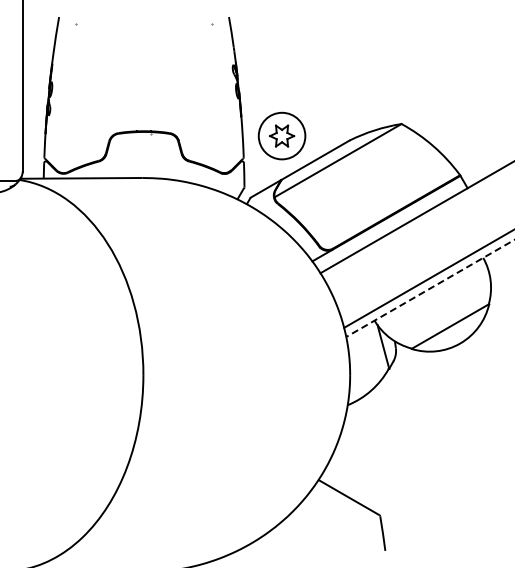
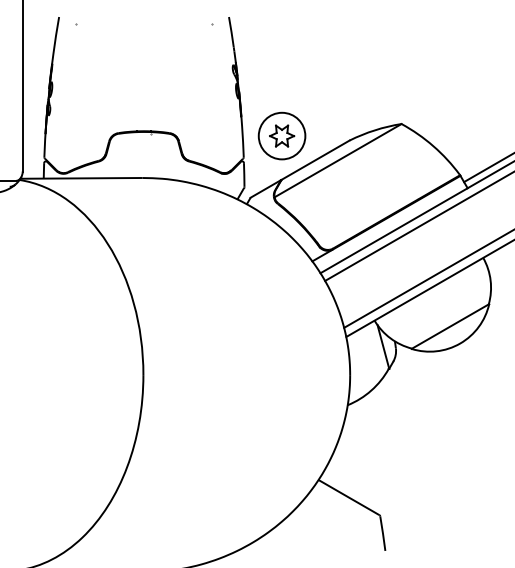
line: none -> present (487, 168)
line: none -> present (418, 226)
line: dashed -> solid (430, 288)
